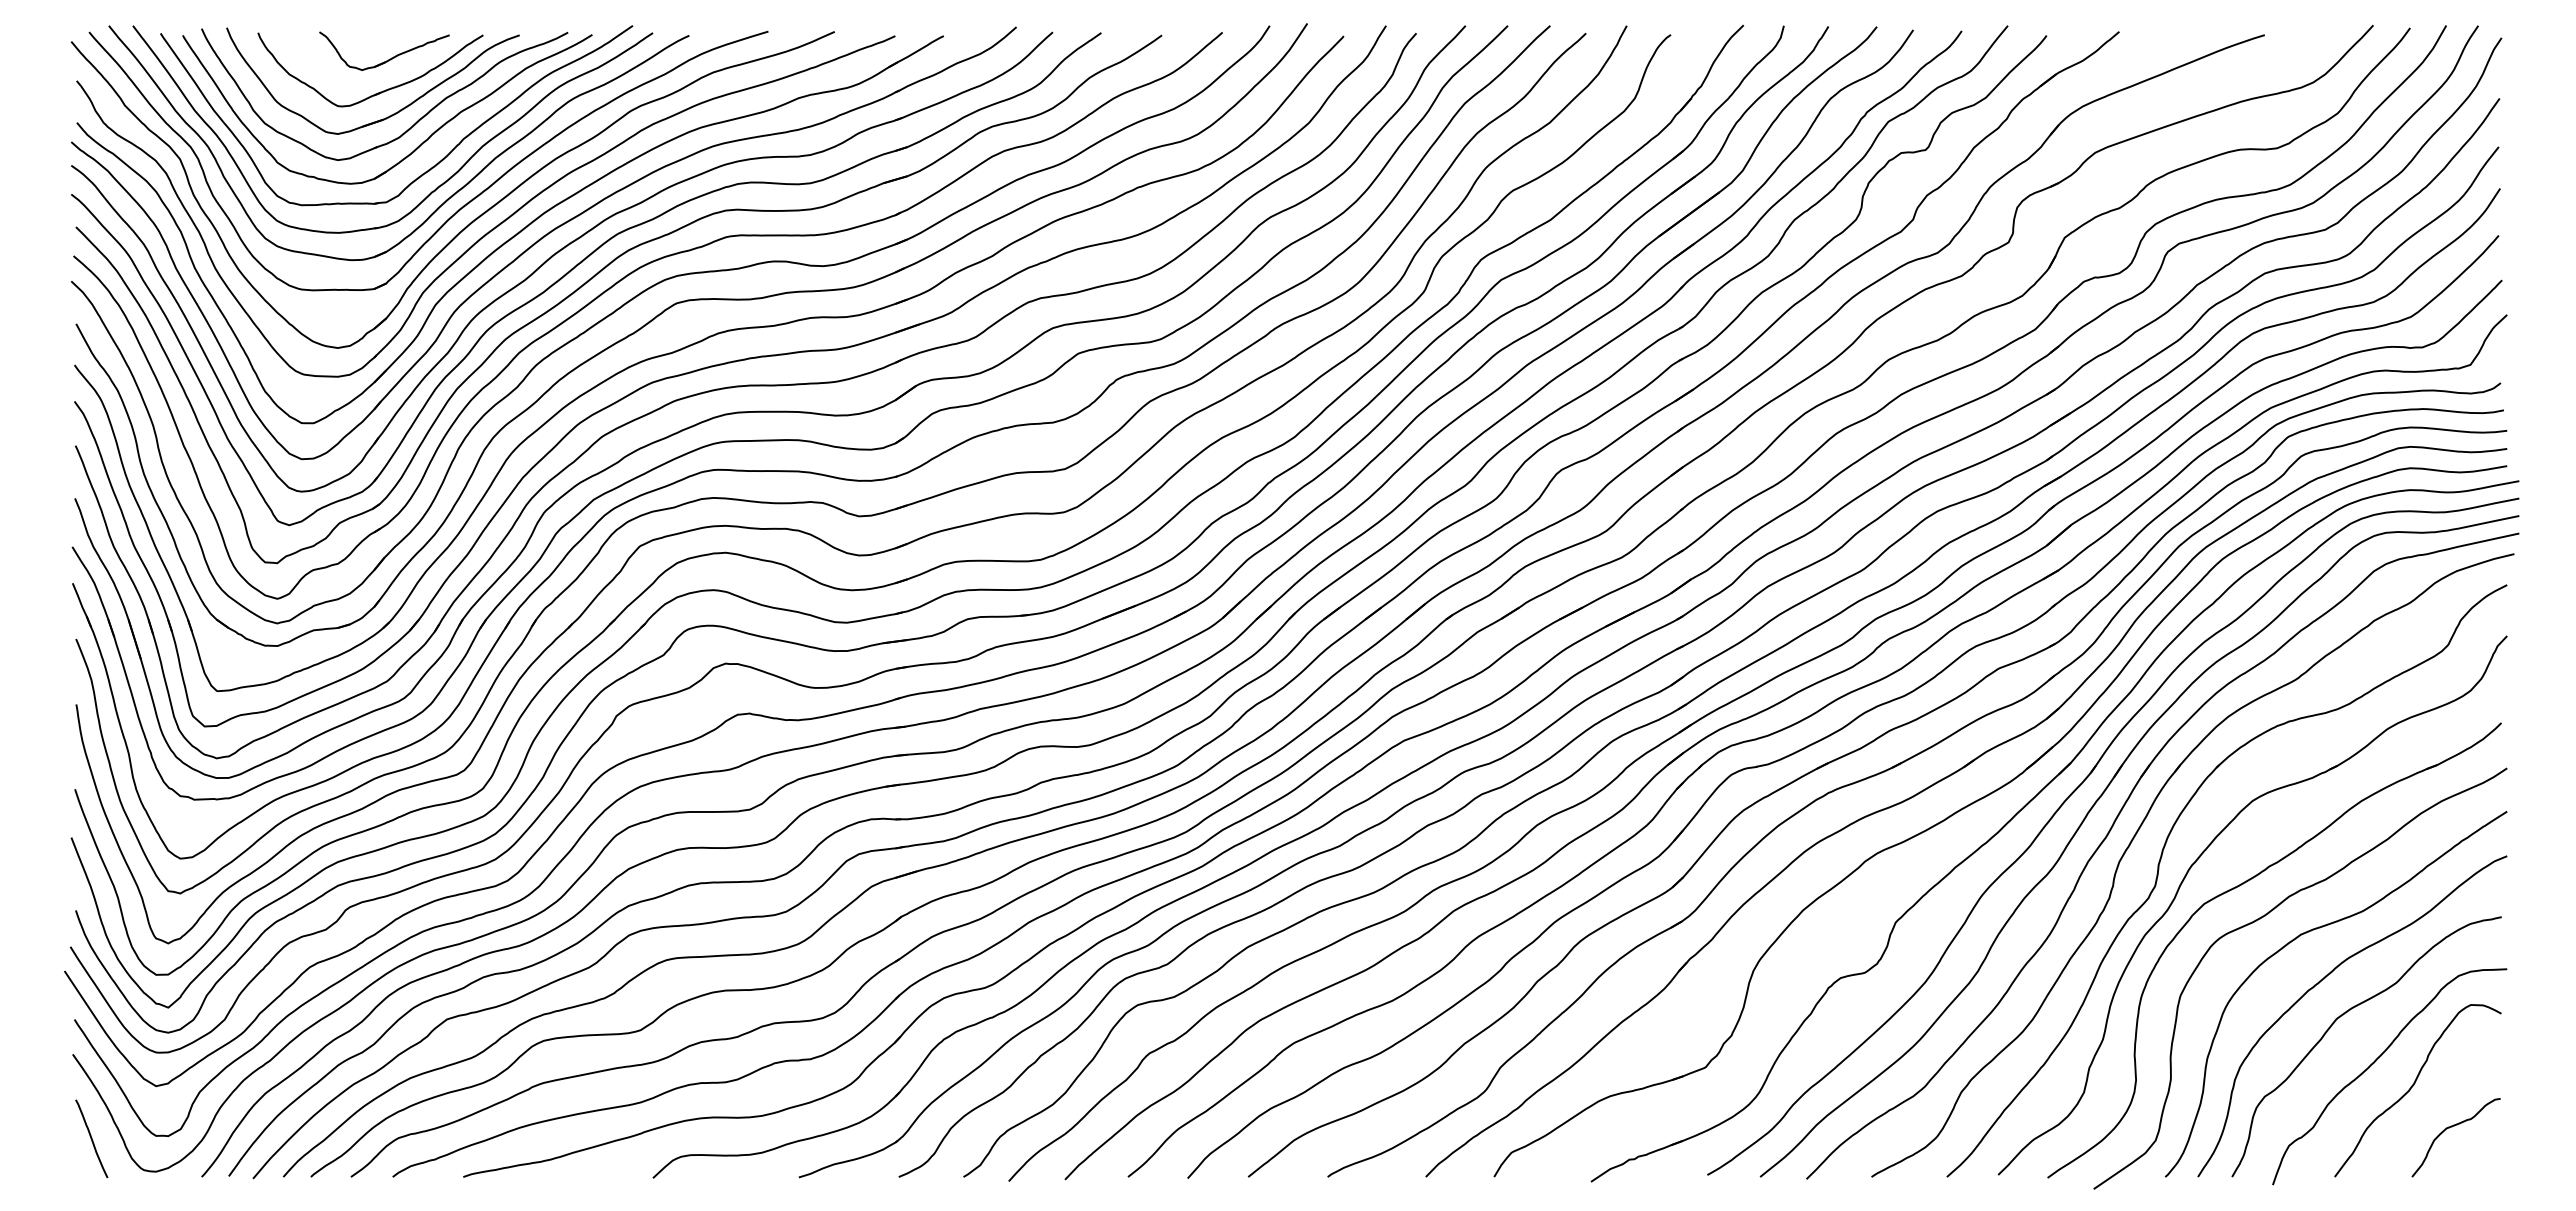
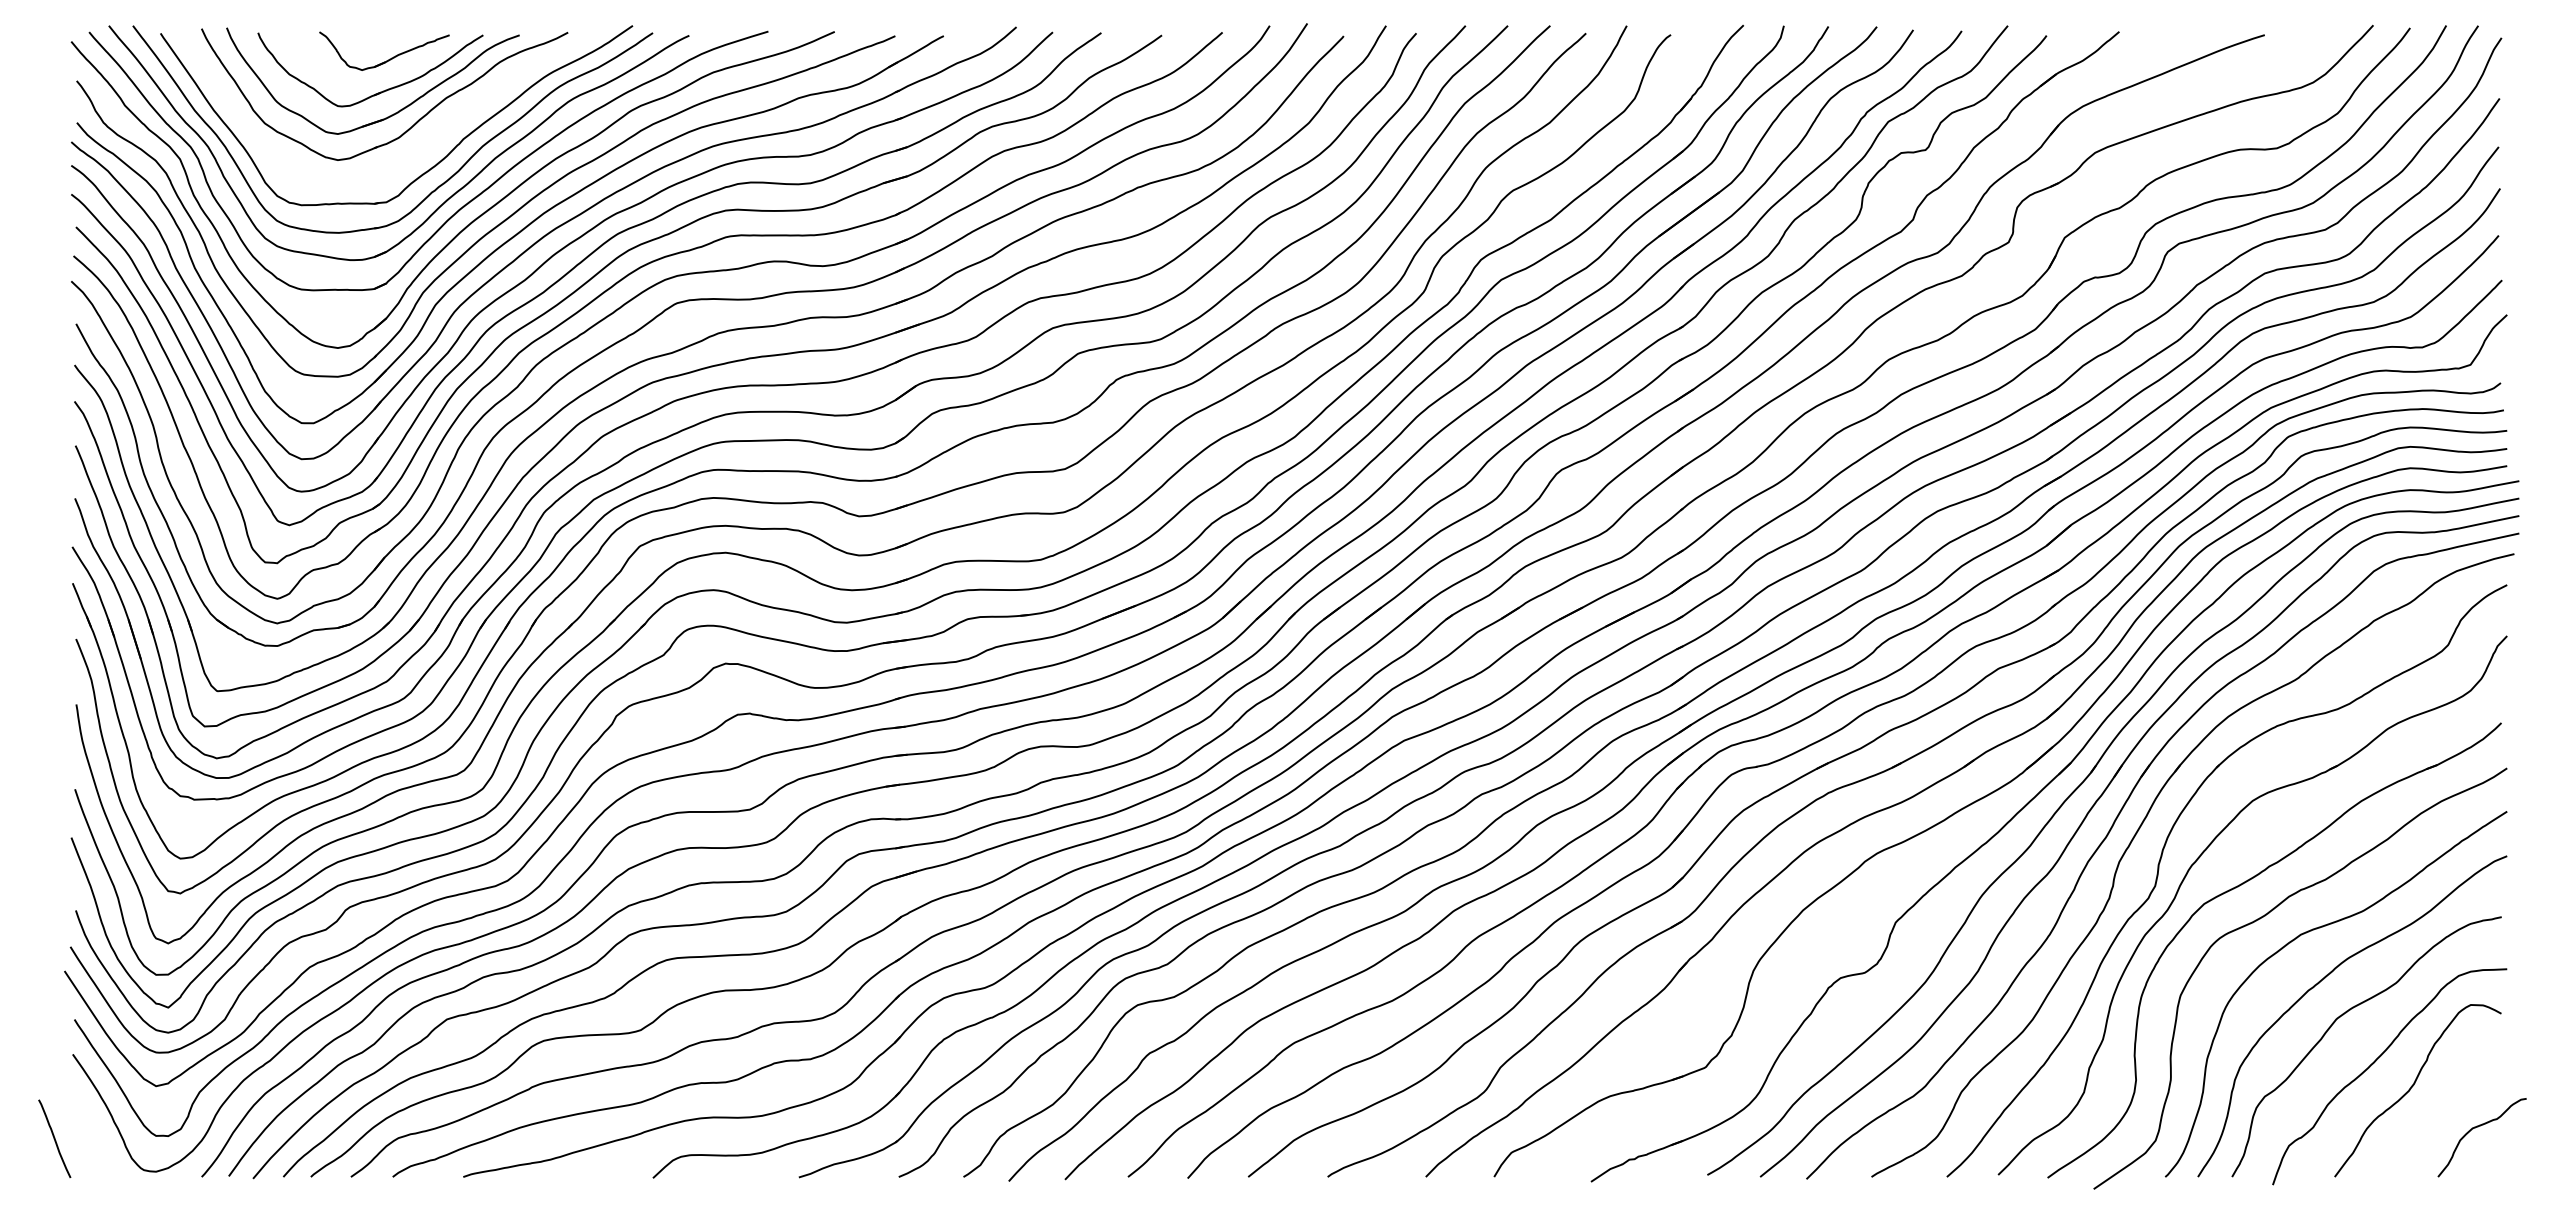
part: present -> none (418, 145)
curve position: (2452, 1127) -> (2478, 1127) (2478, 1127)
curve position: (91, 1138) -> (54, 1138) (54, 1138)
